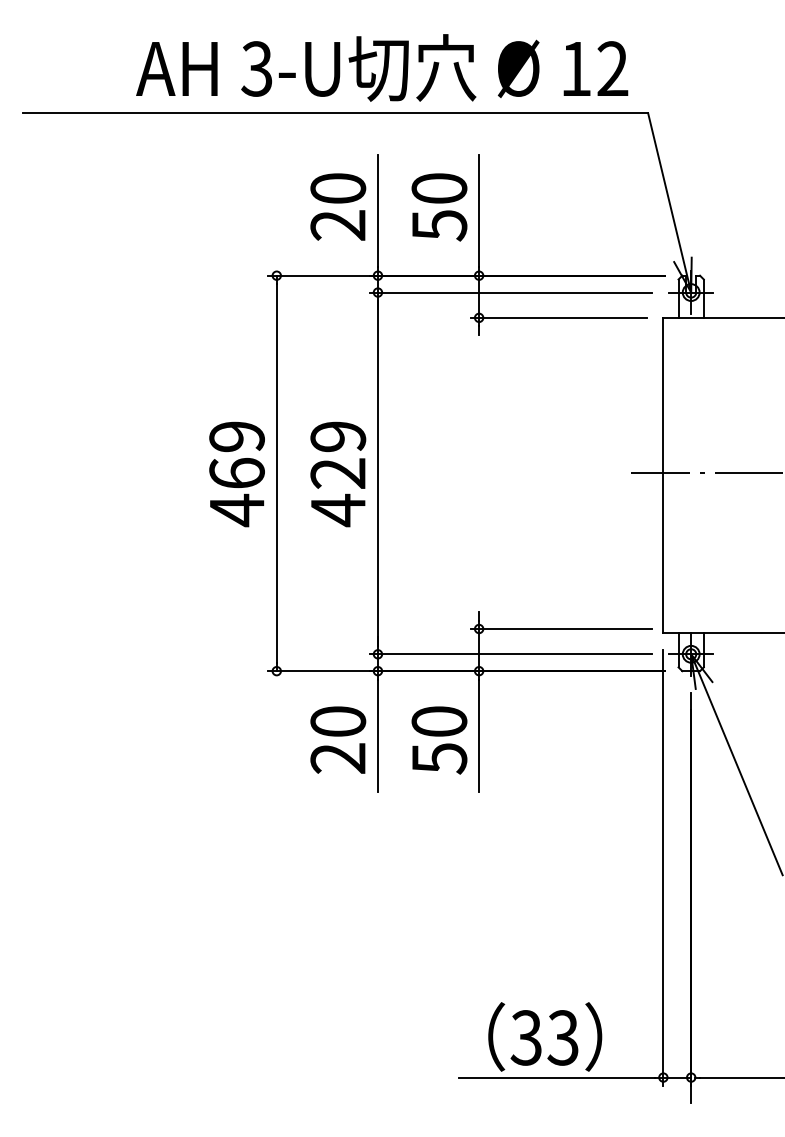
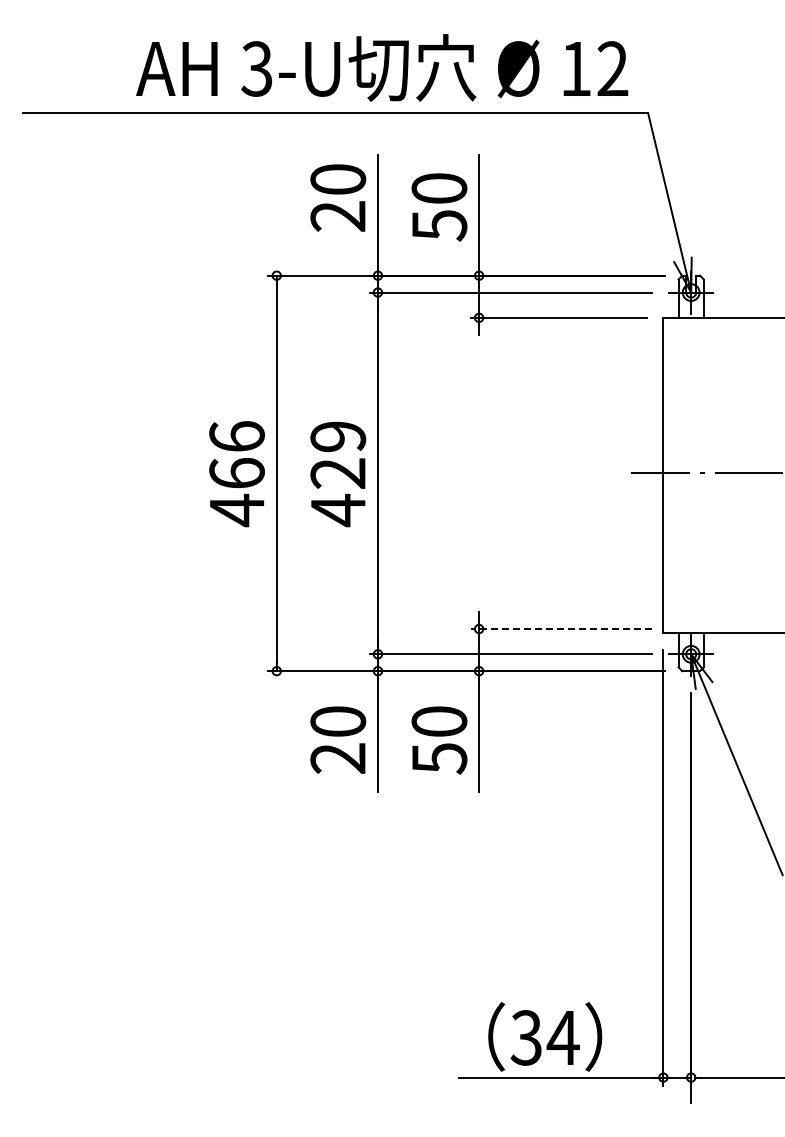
text position: (338, 206) -> (338, 197) (338, 197)
text: 469 -> 466 (236, 436)
line: solid -> dashed (561, 629)
text: 33 -> 34 (562, 1037)
